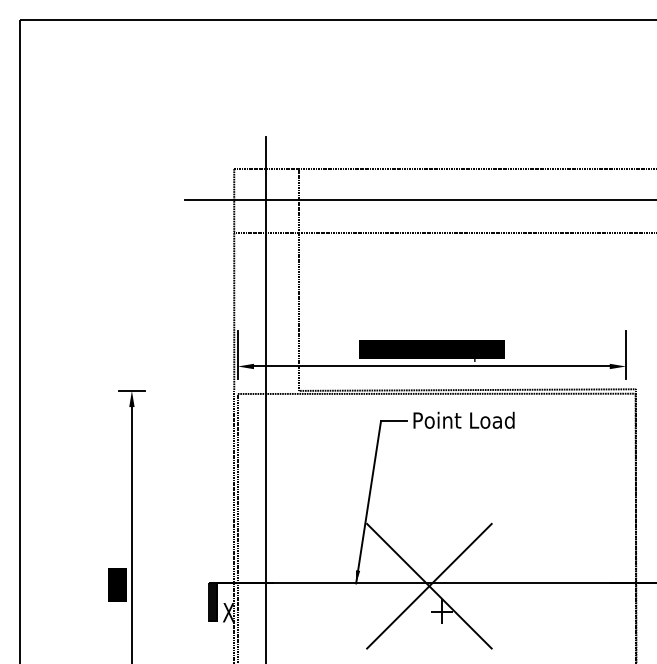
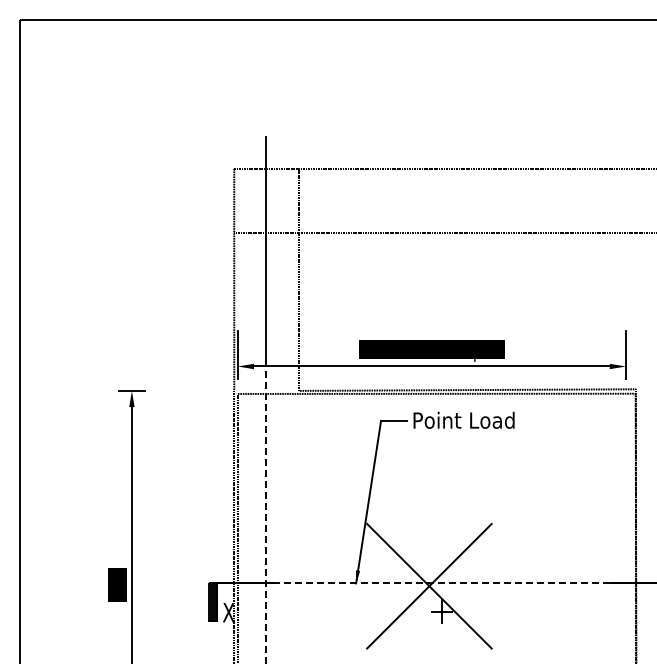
line: present -> none (419, 200)
line: solid -> dashed (265, 514)
line: solid -> dashed (441, 582)
